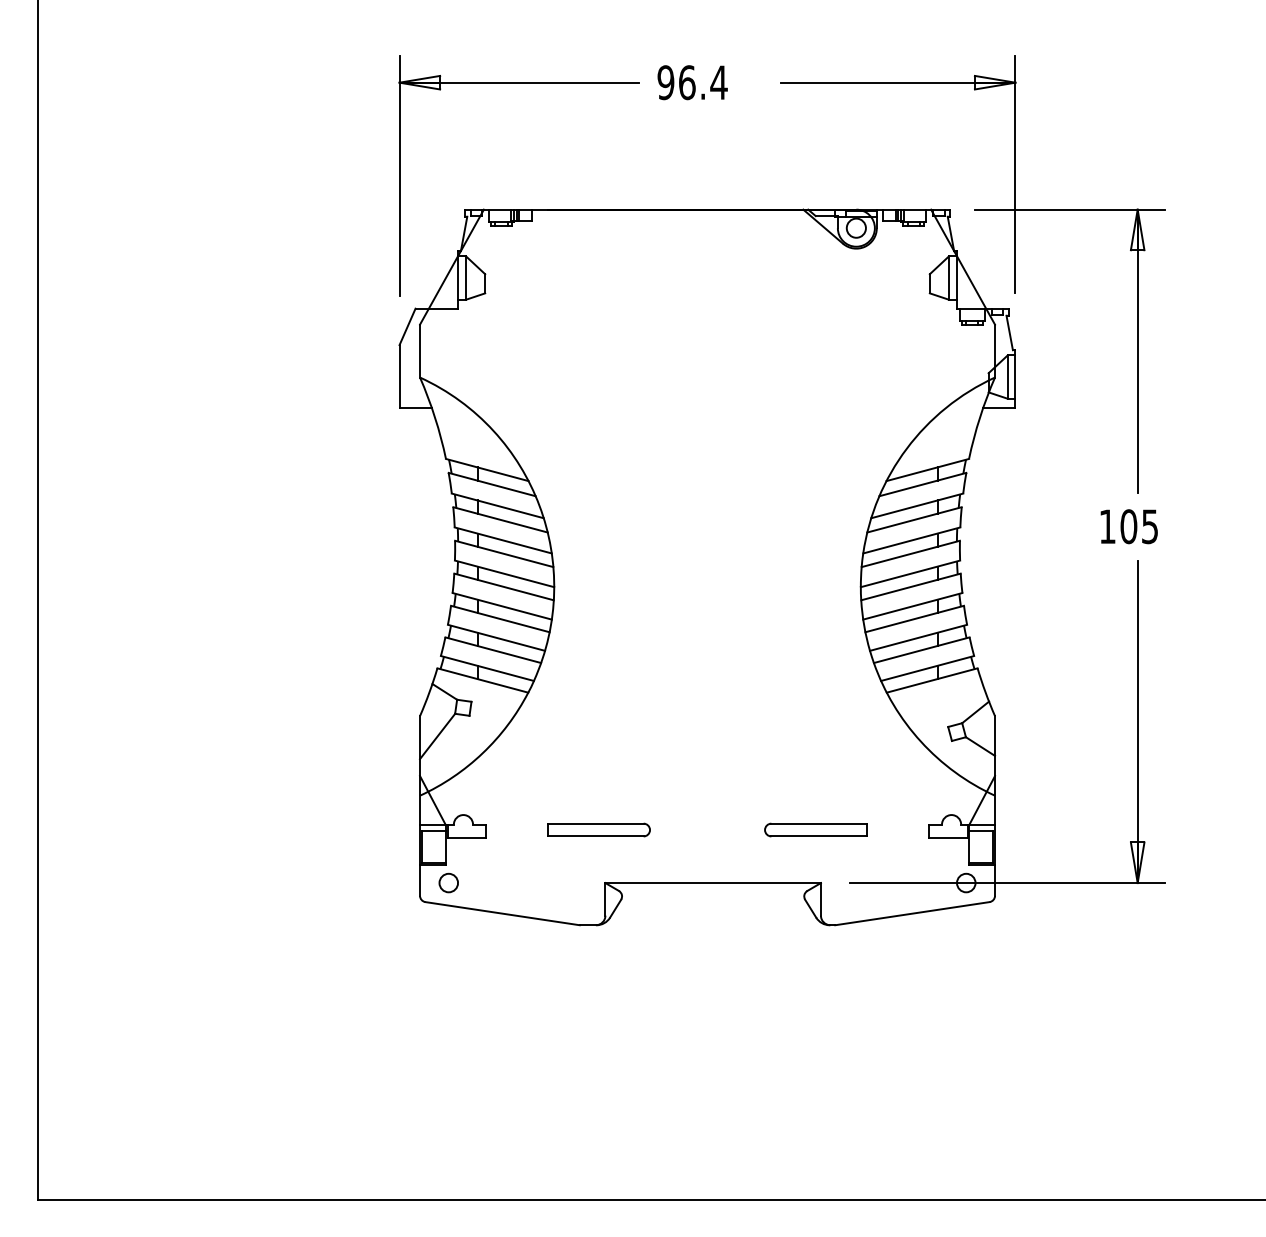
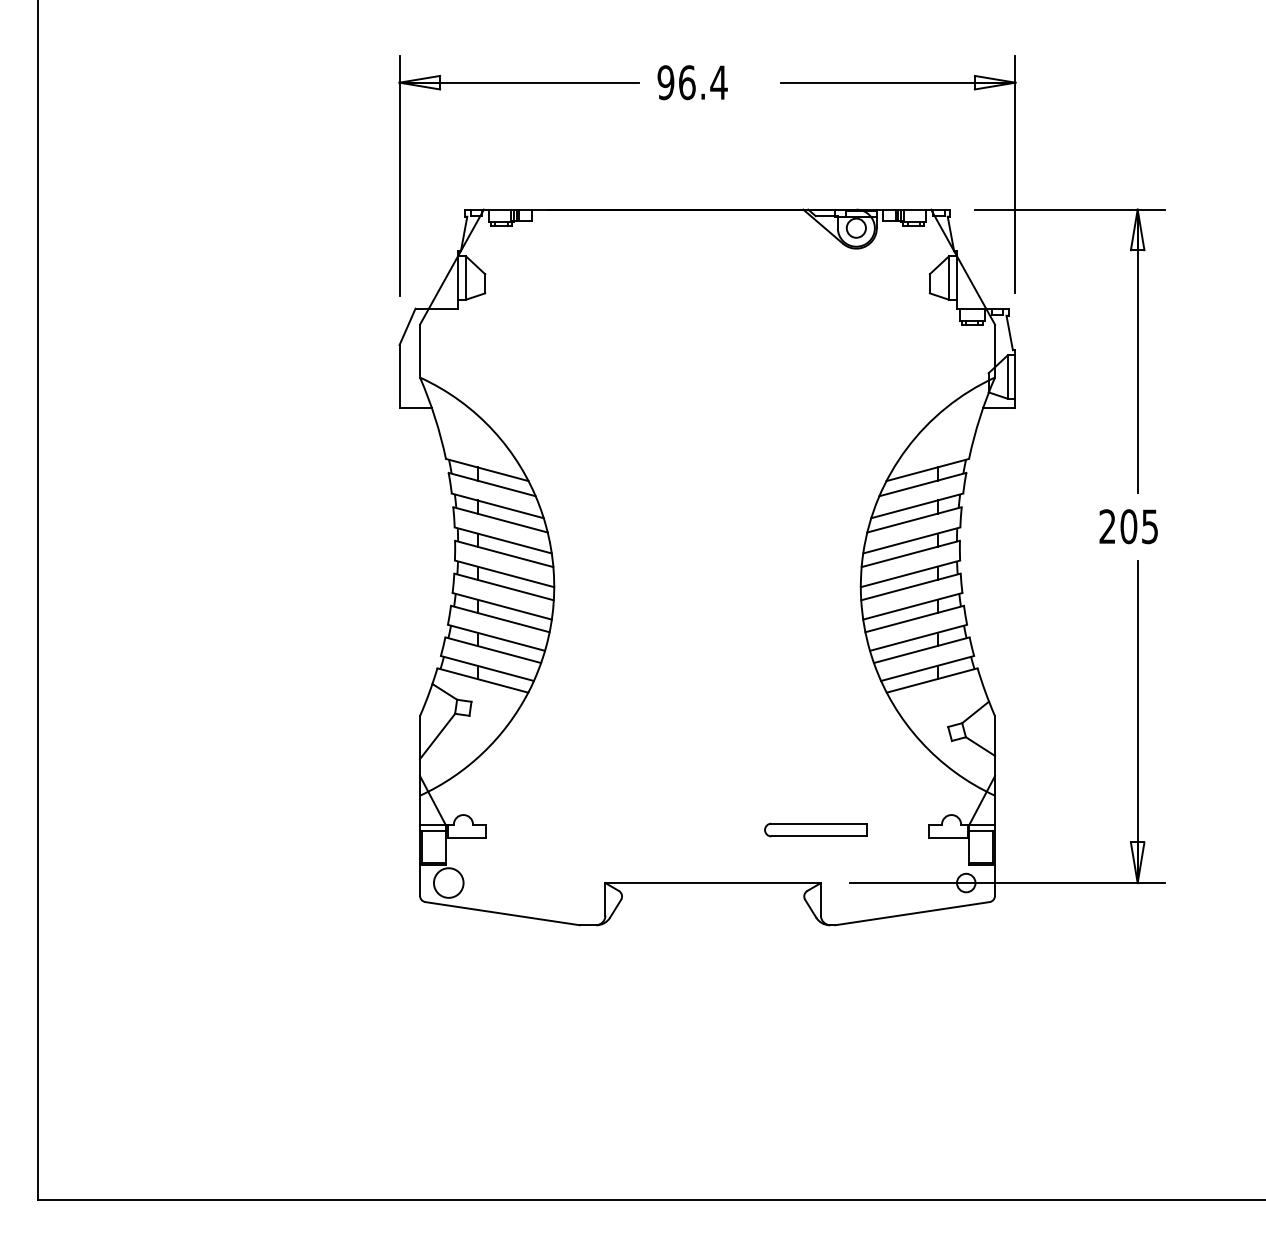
text: 105 -> 205 (1107, 526)
part: present -> none (598, 829)
circle diameter: 19 px -> 30 px (448, 882)
